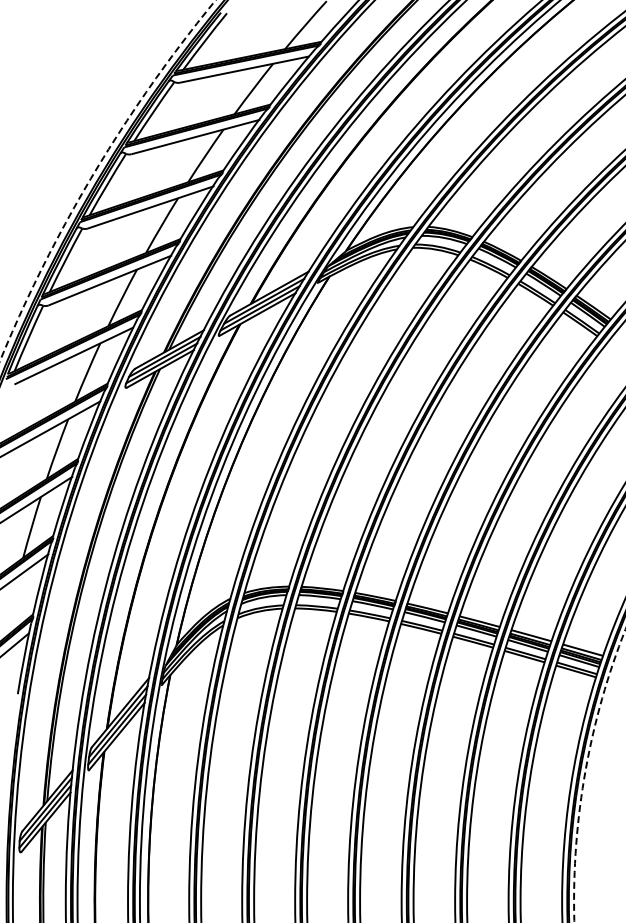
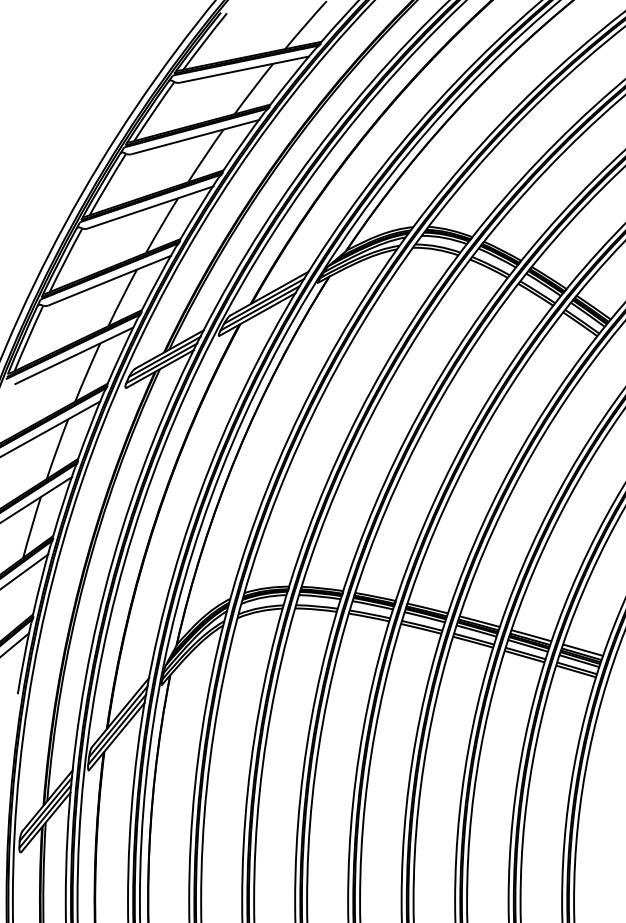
circle: dashed -> solid (107, 180)
circle: dashed -> solid (599, 775)
